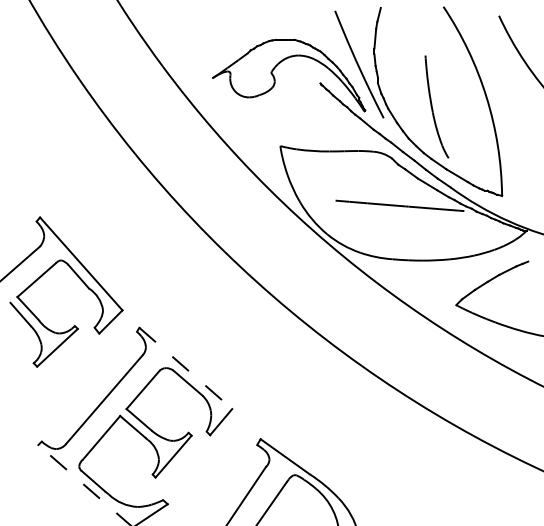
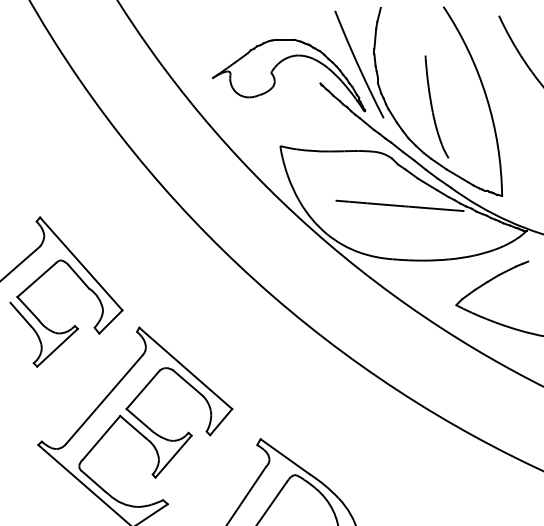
line: dashed -> solid (185, 368)
line: dashed -> solid (84, 484)
